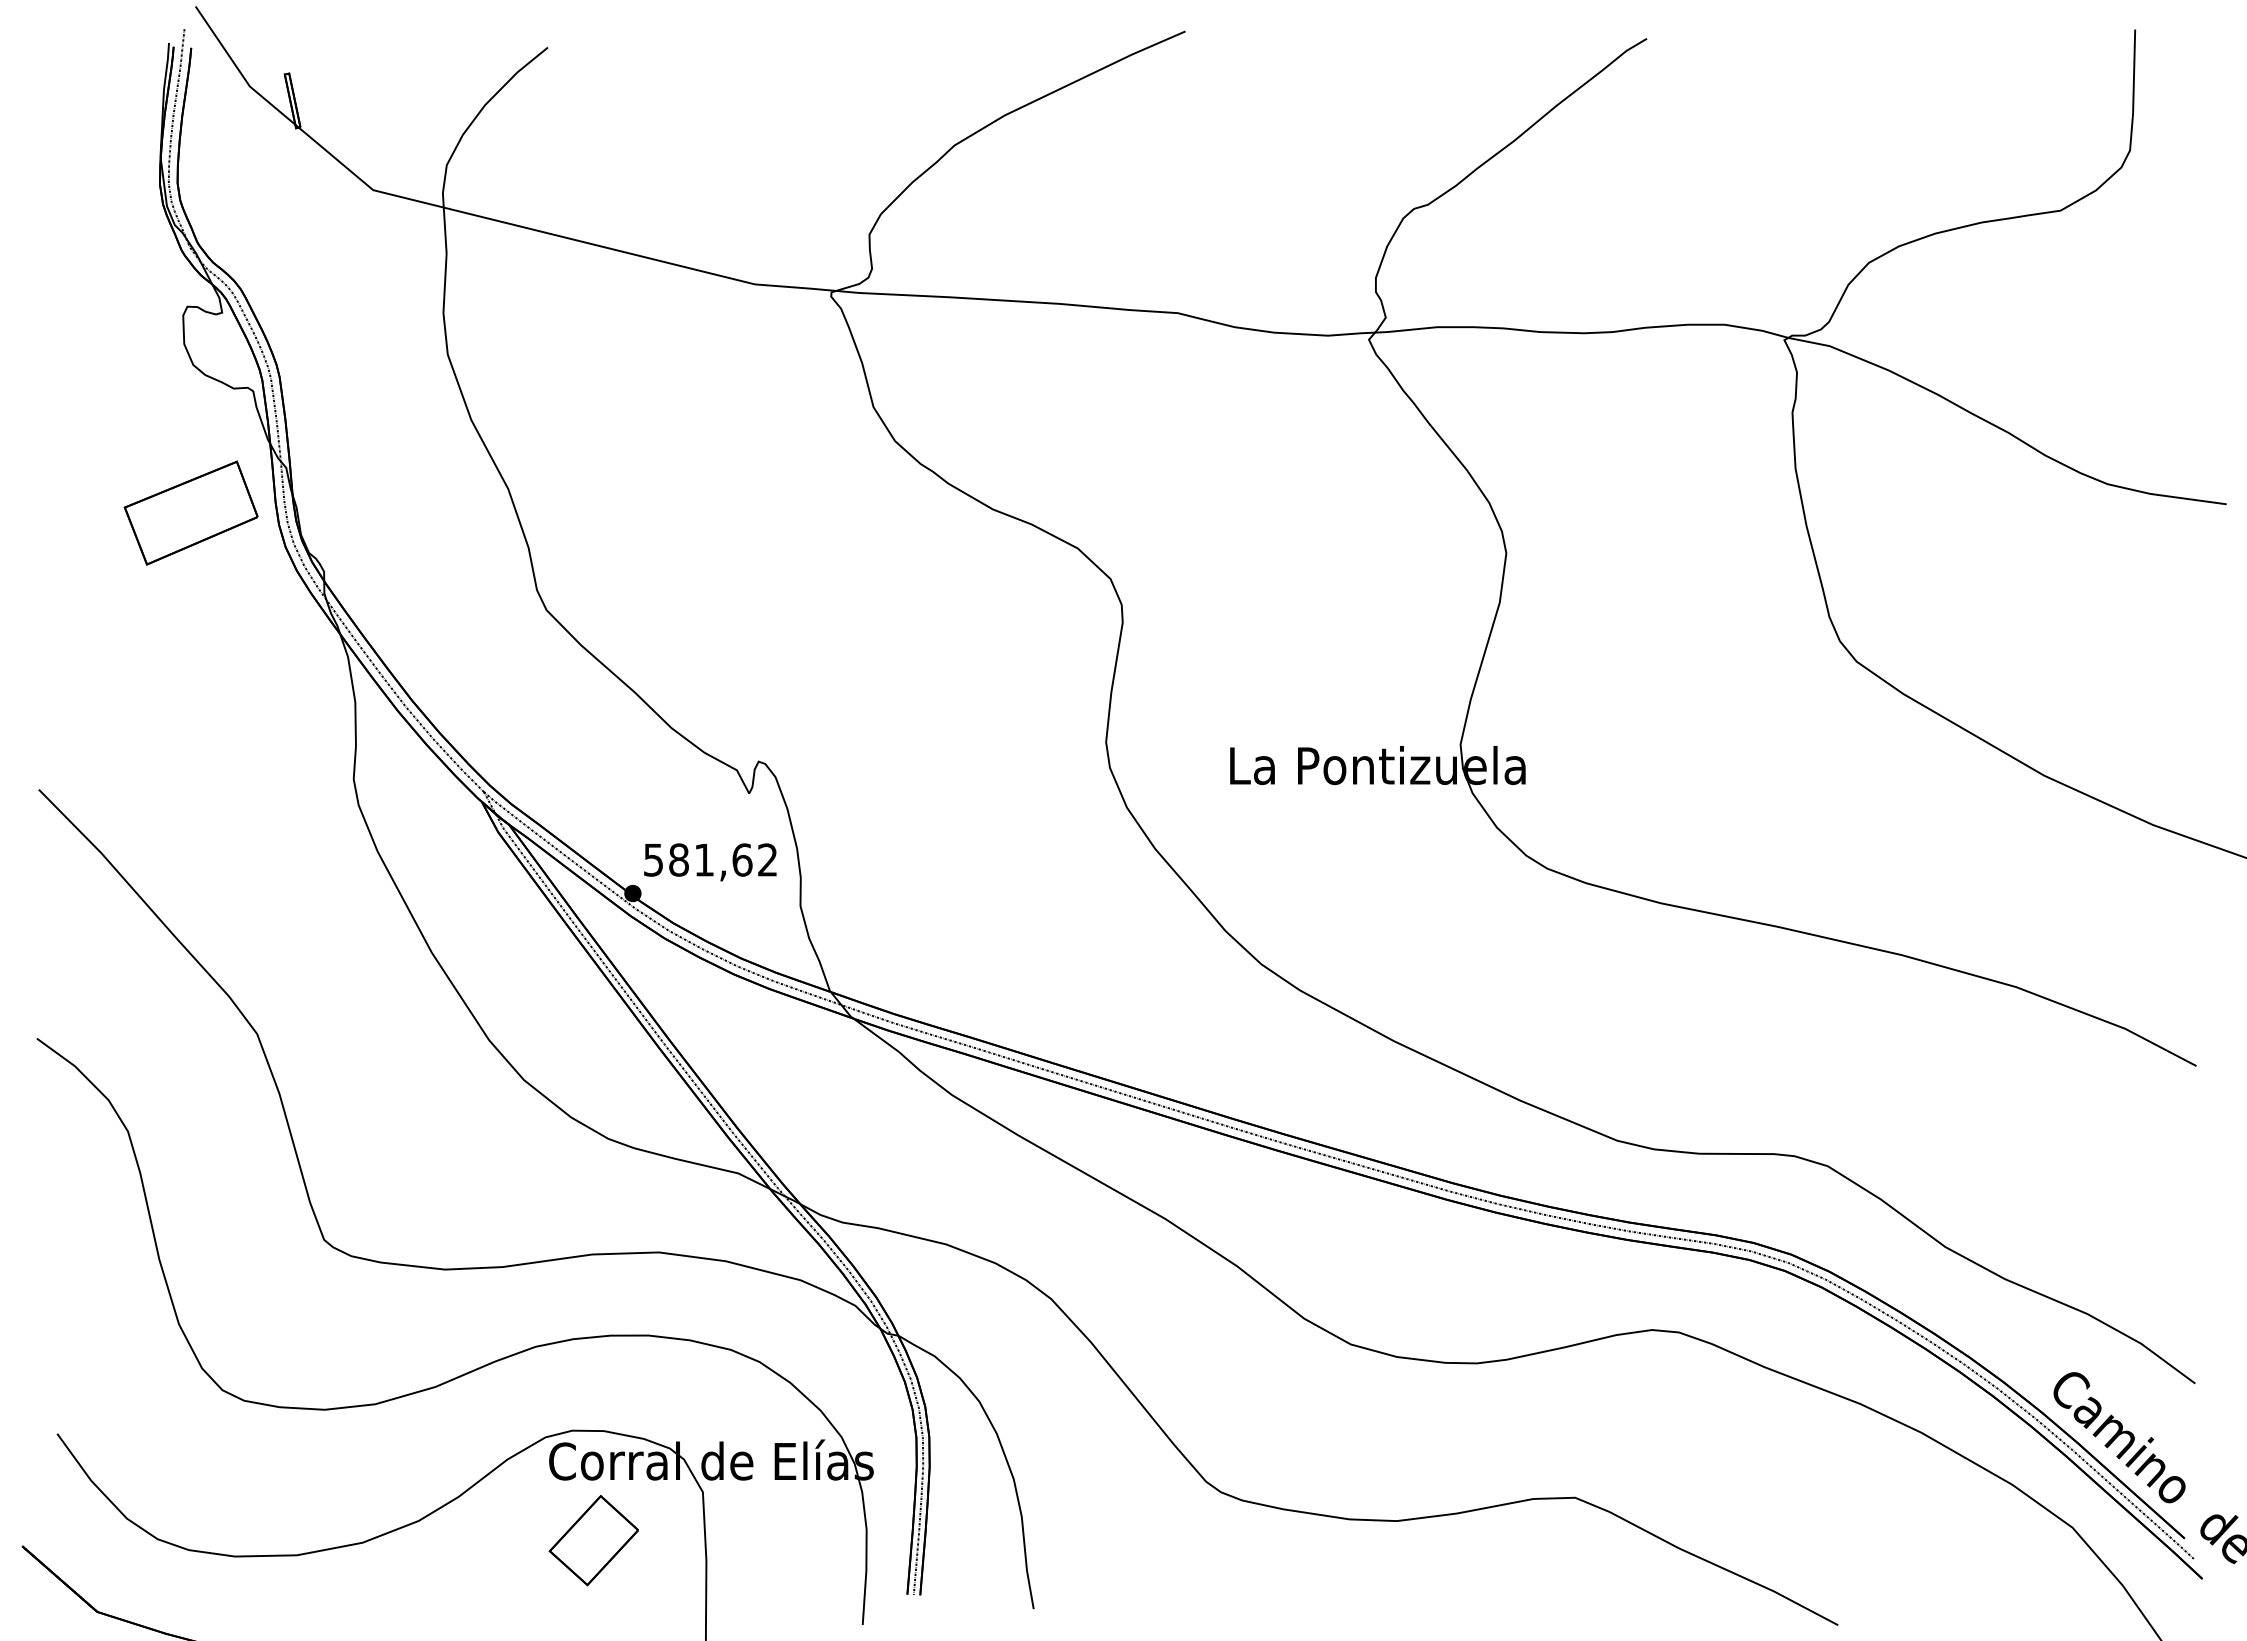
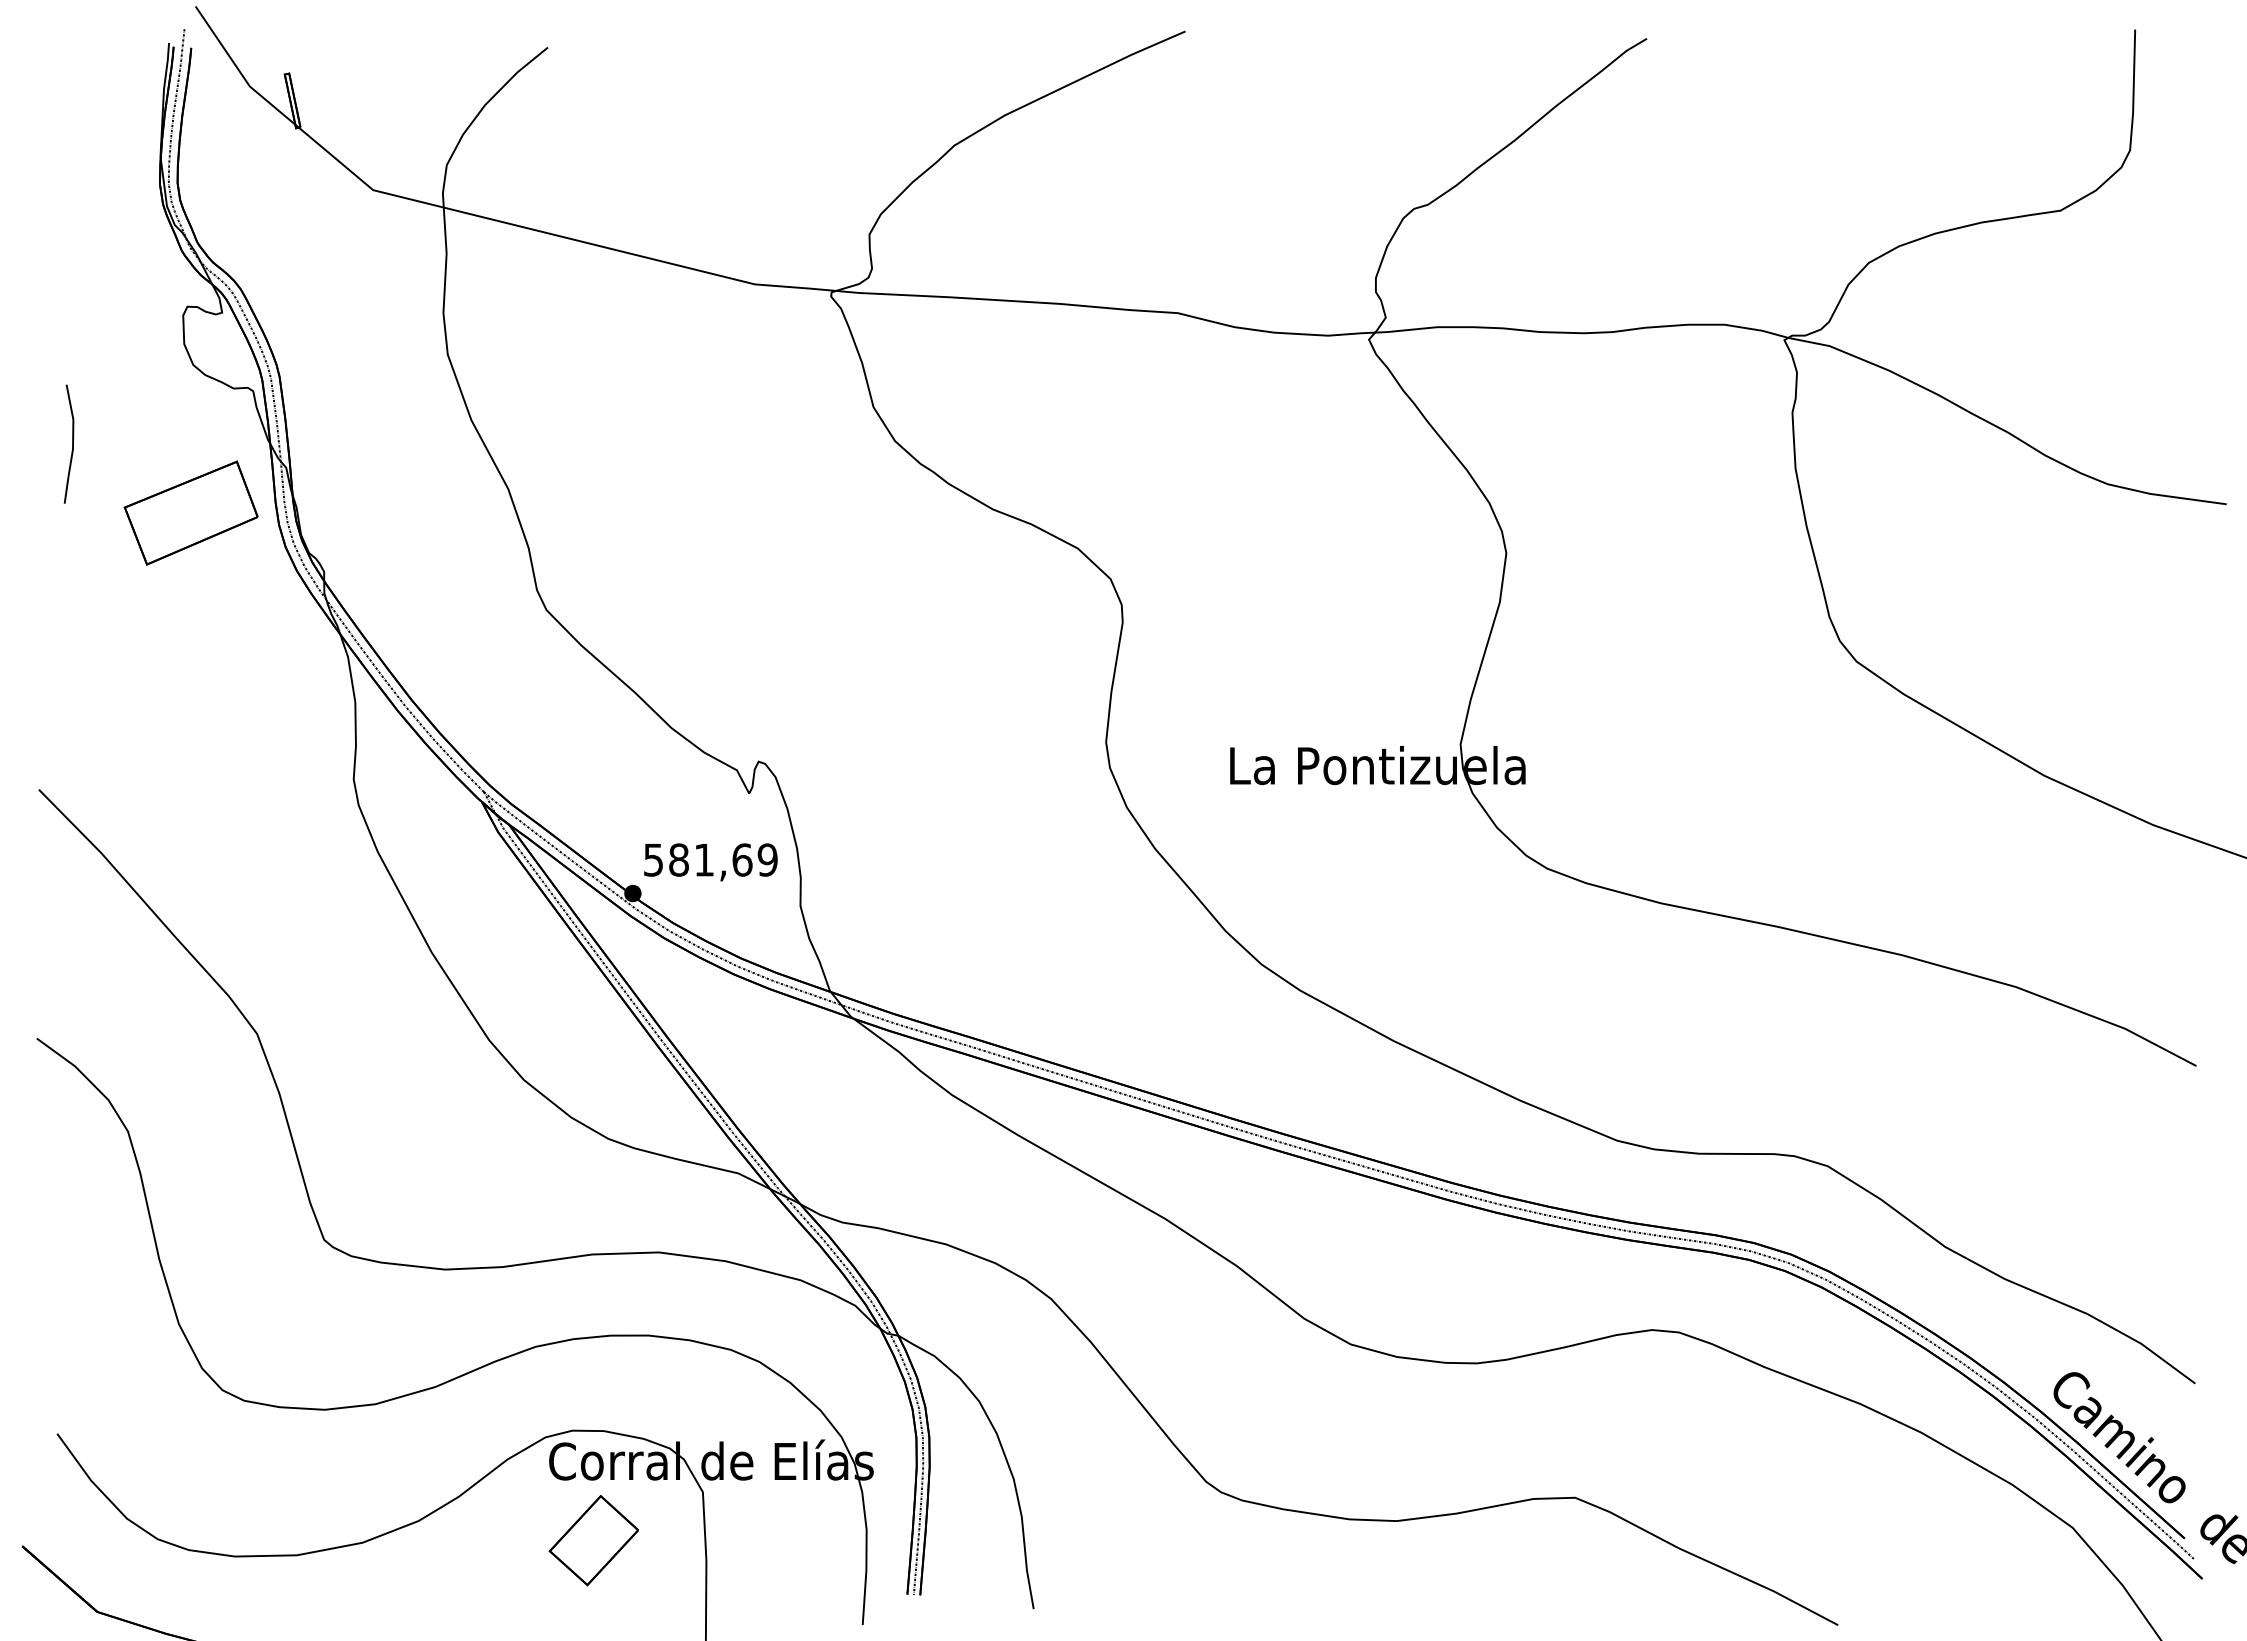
line: none -> present (72, 443)
text: 581,62 -> 581,69 (767, 859)
